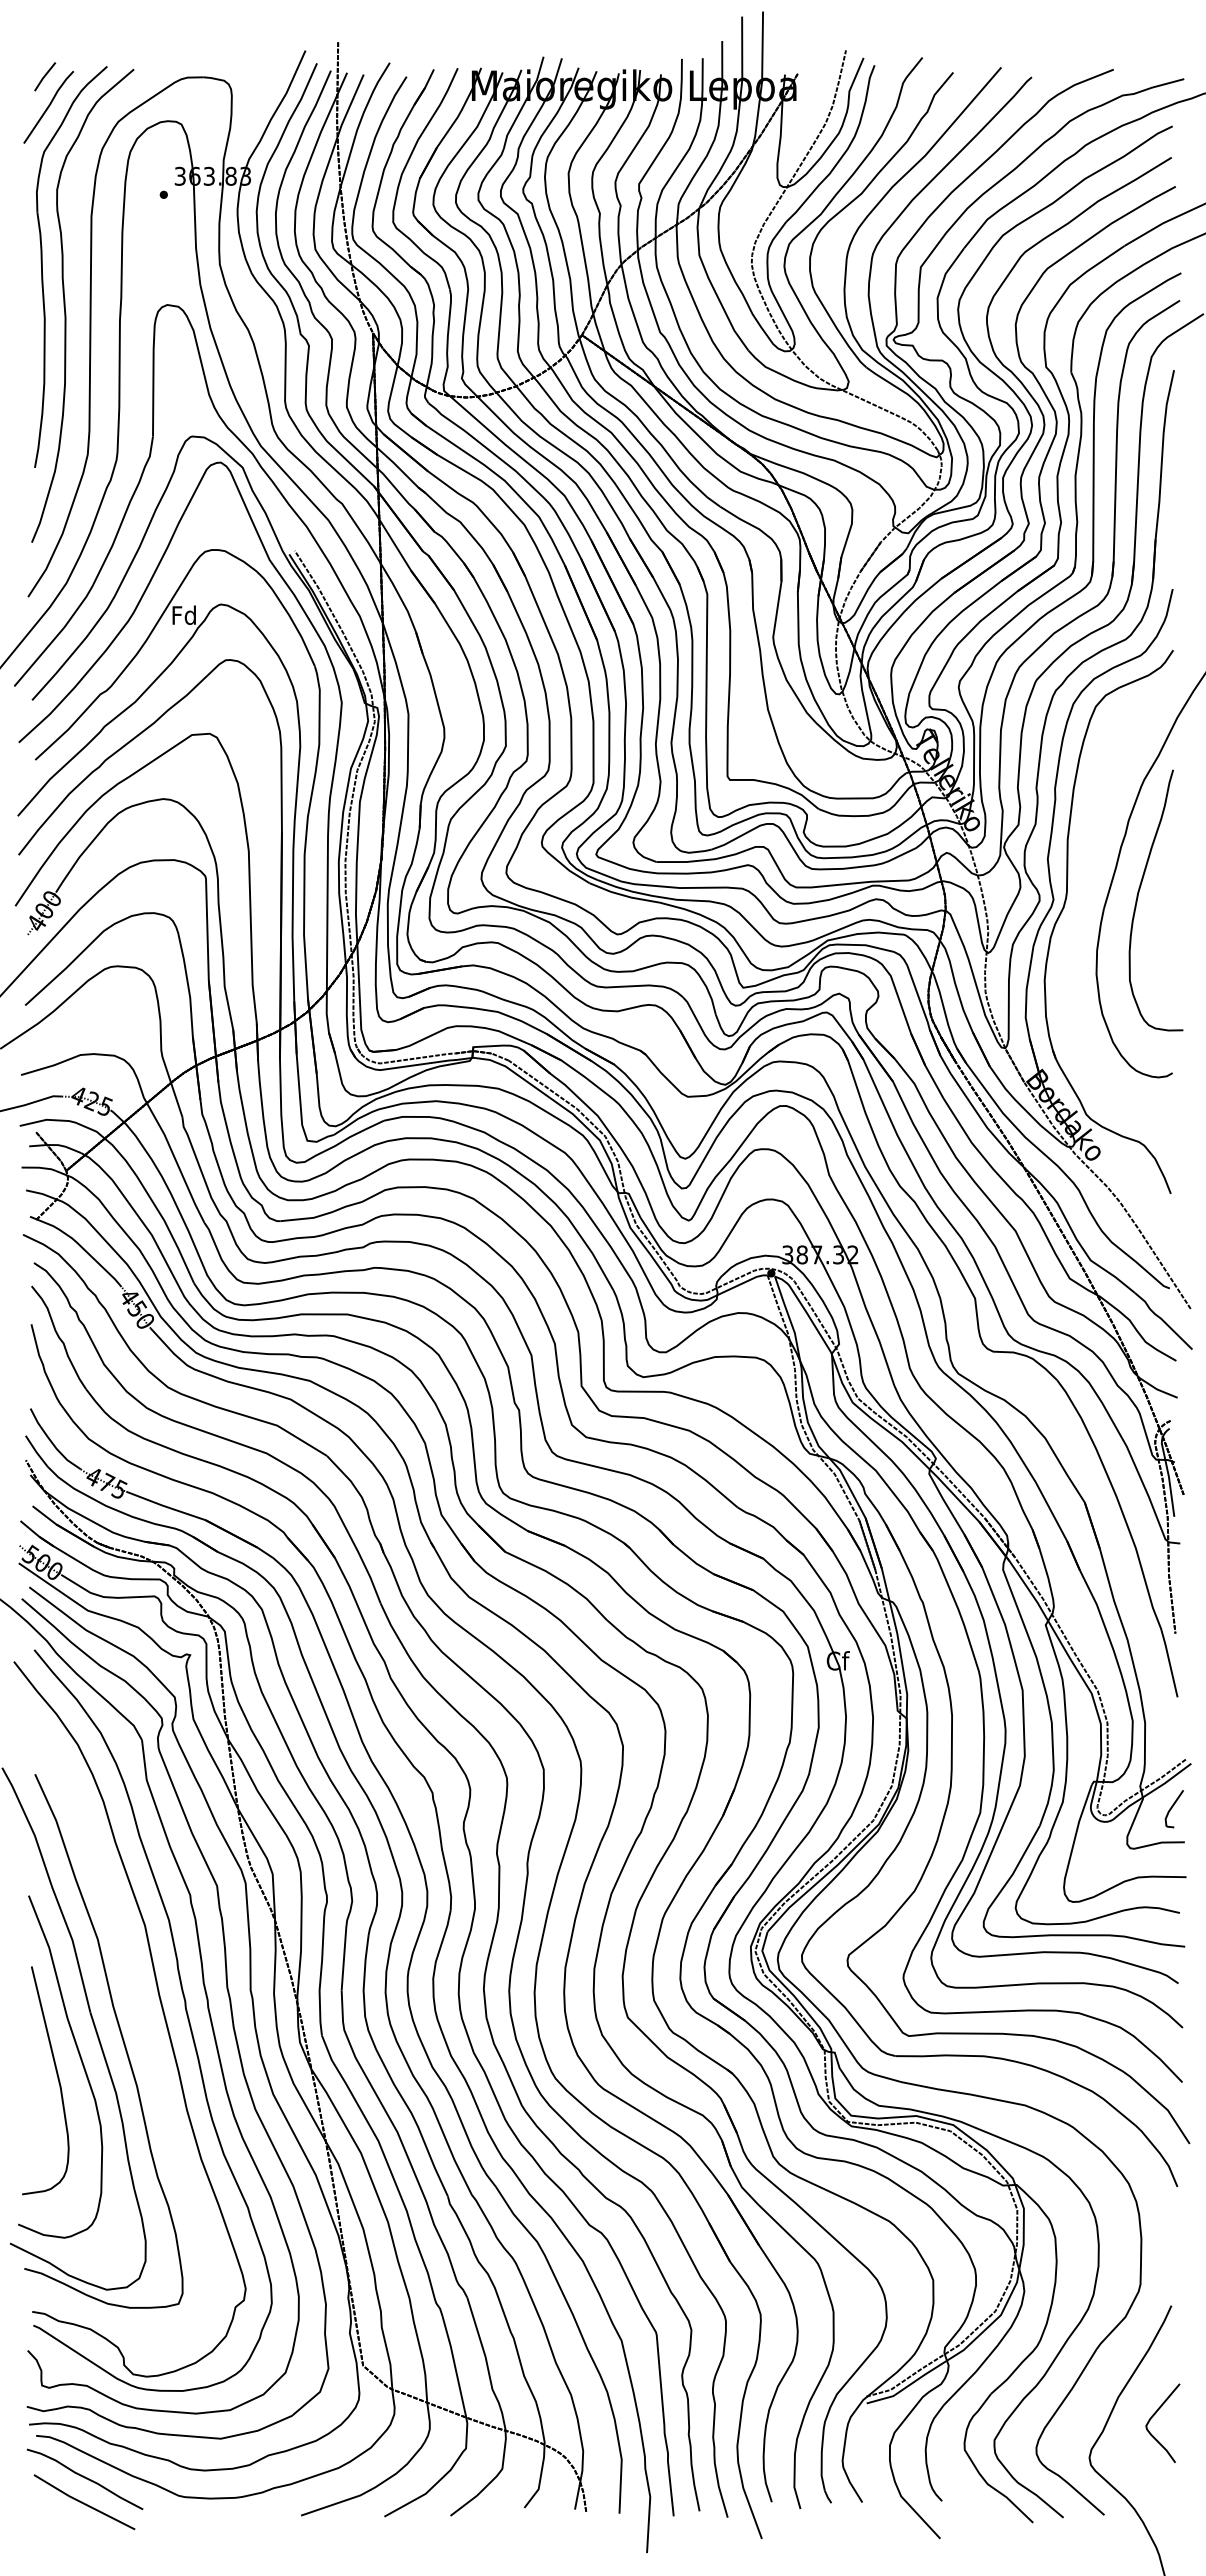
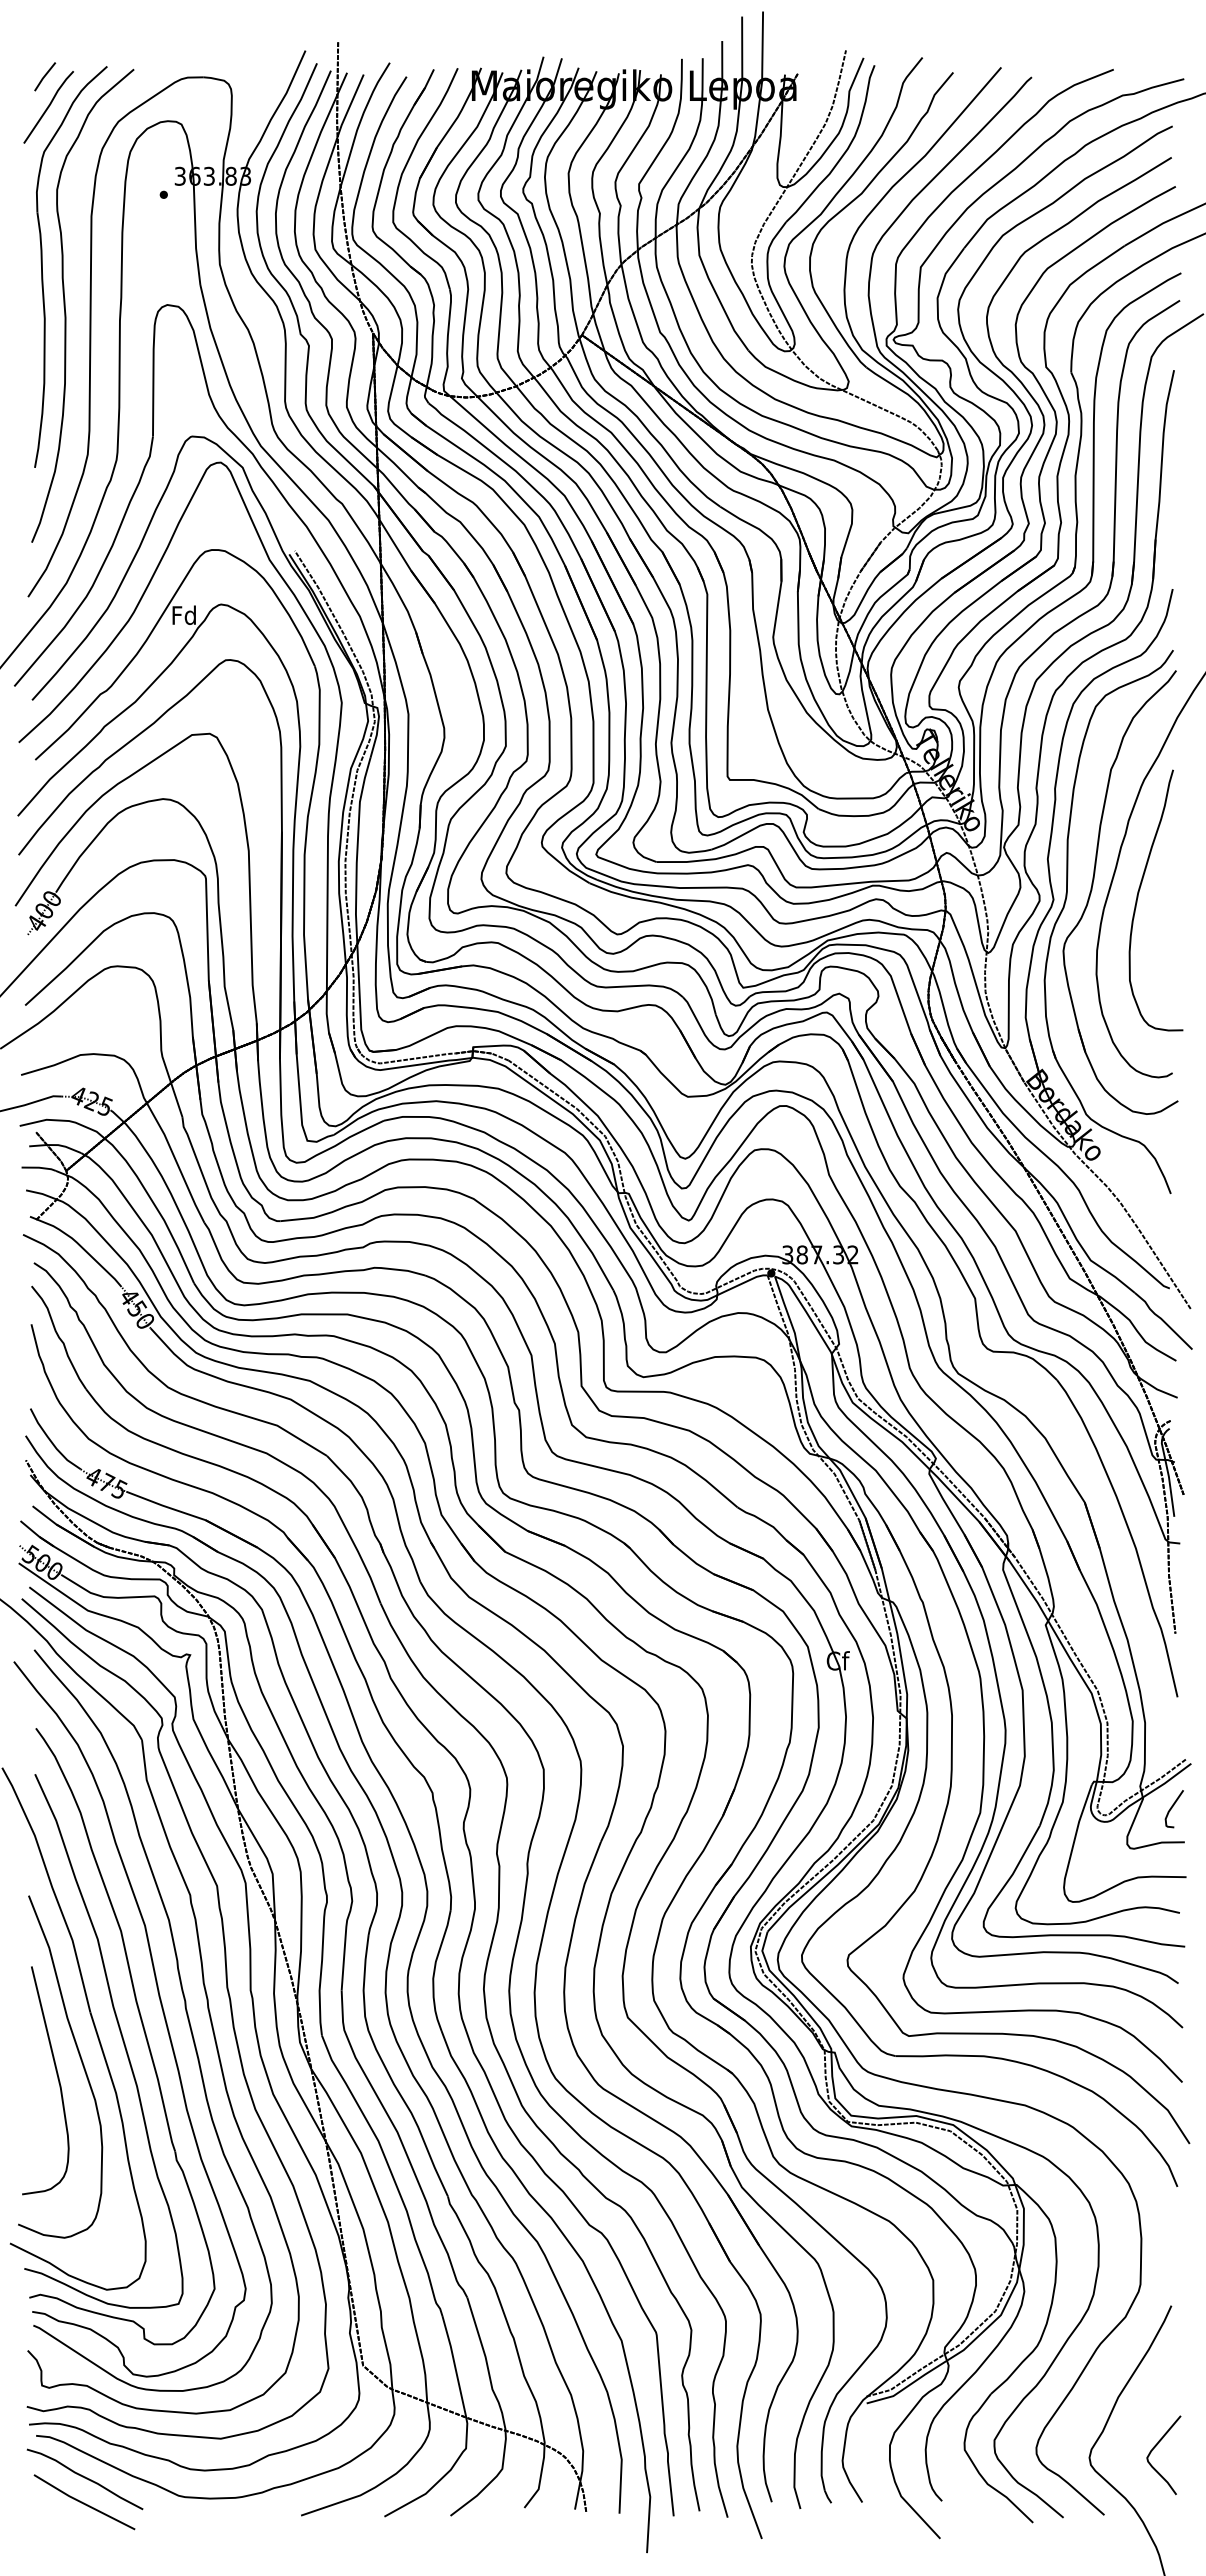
part: none -> present (1093, 885)
part: none -> present (143, 2031)
curve position: (1154, 2415) -> (1155, 2447) (1155, 2447)
